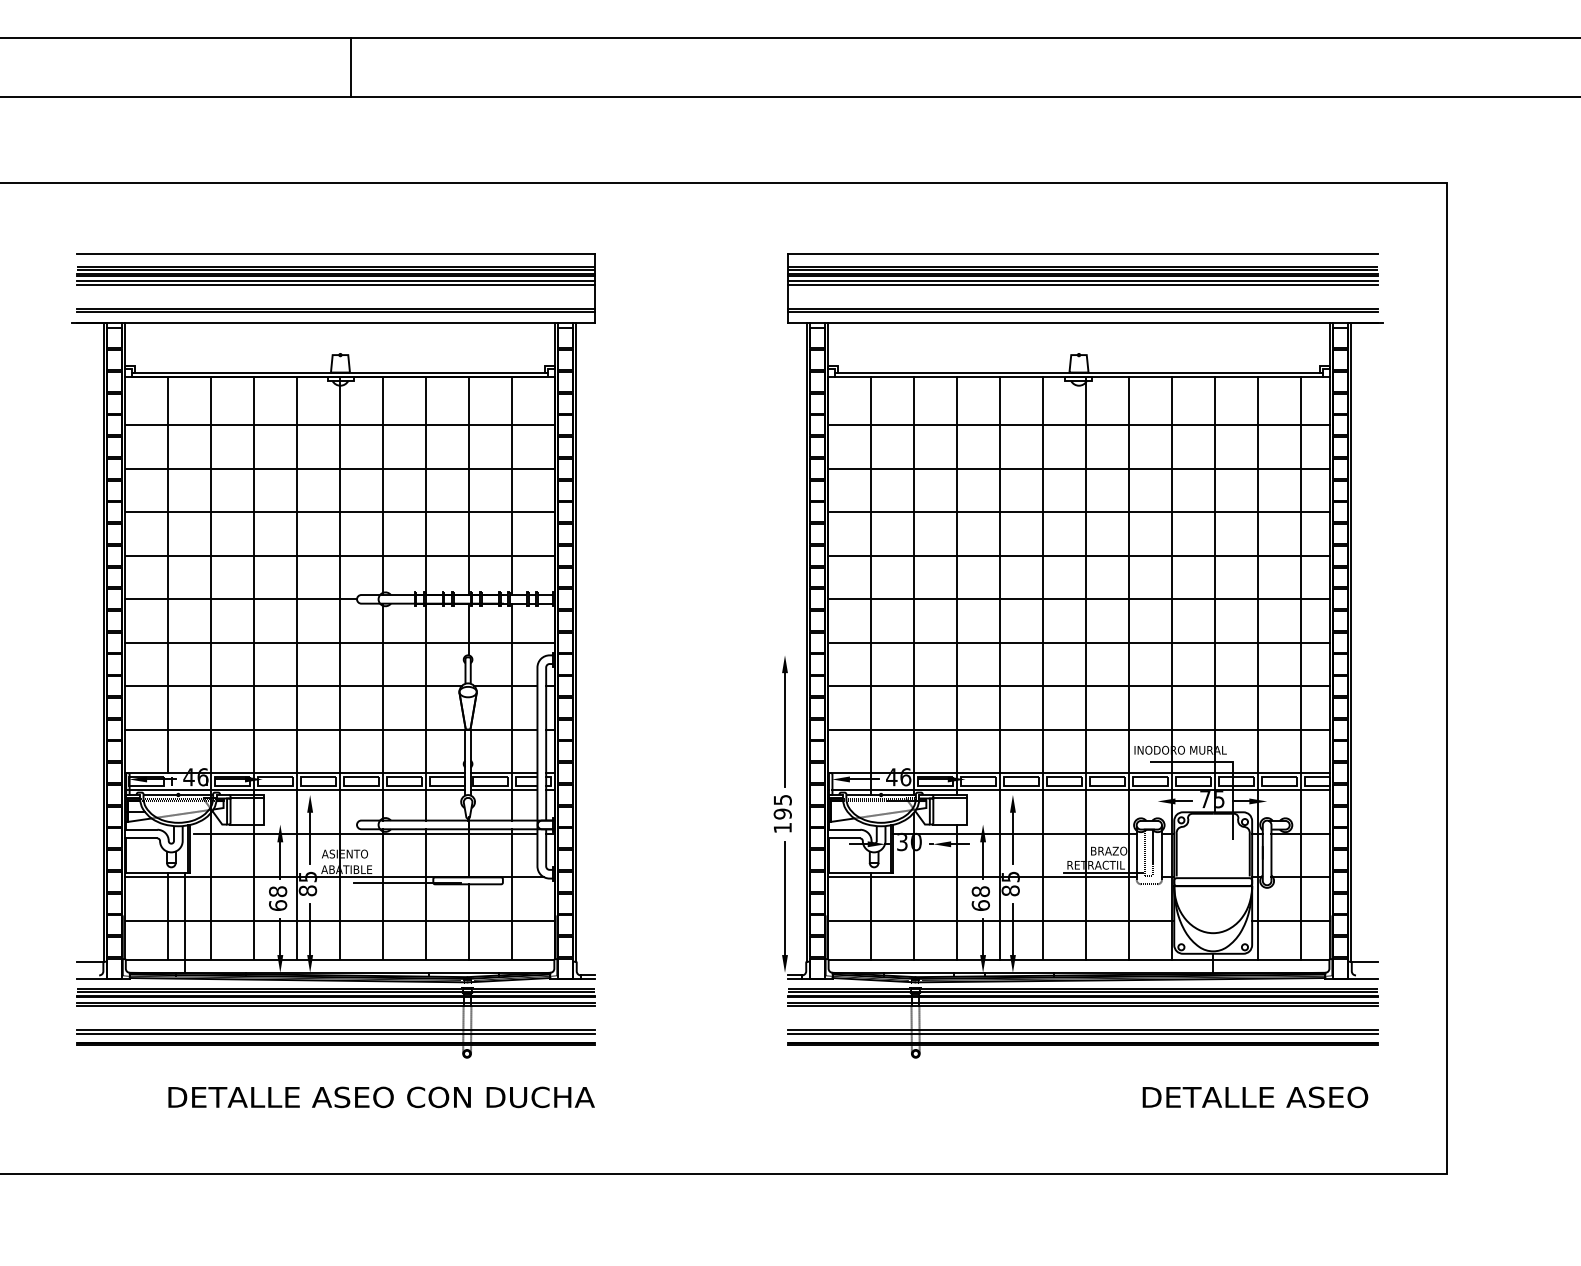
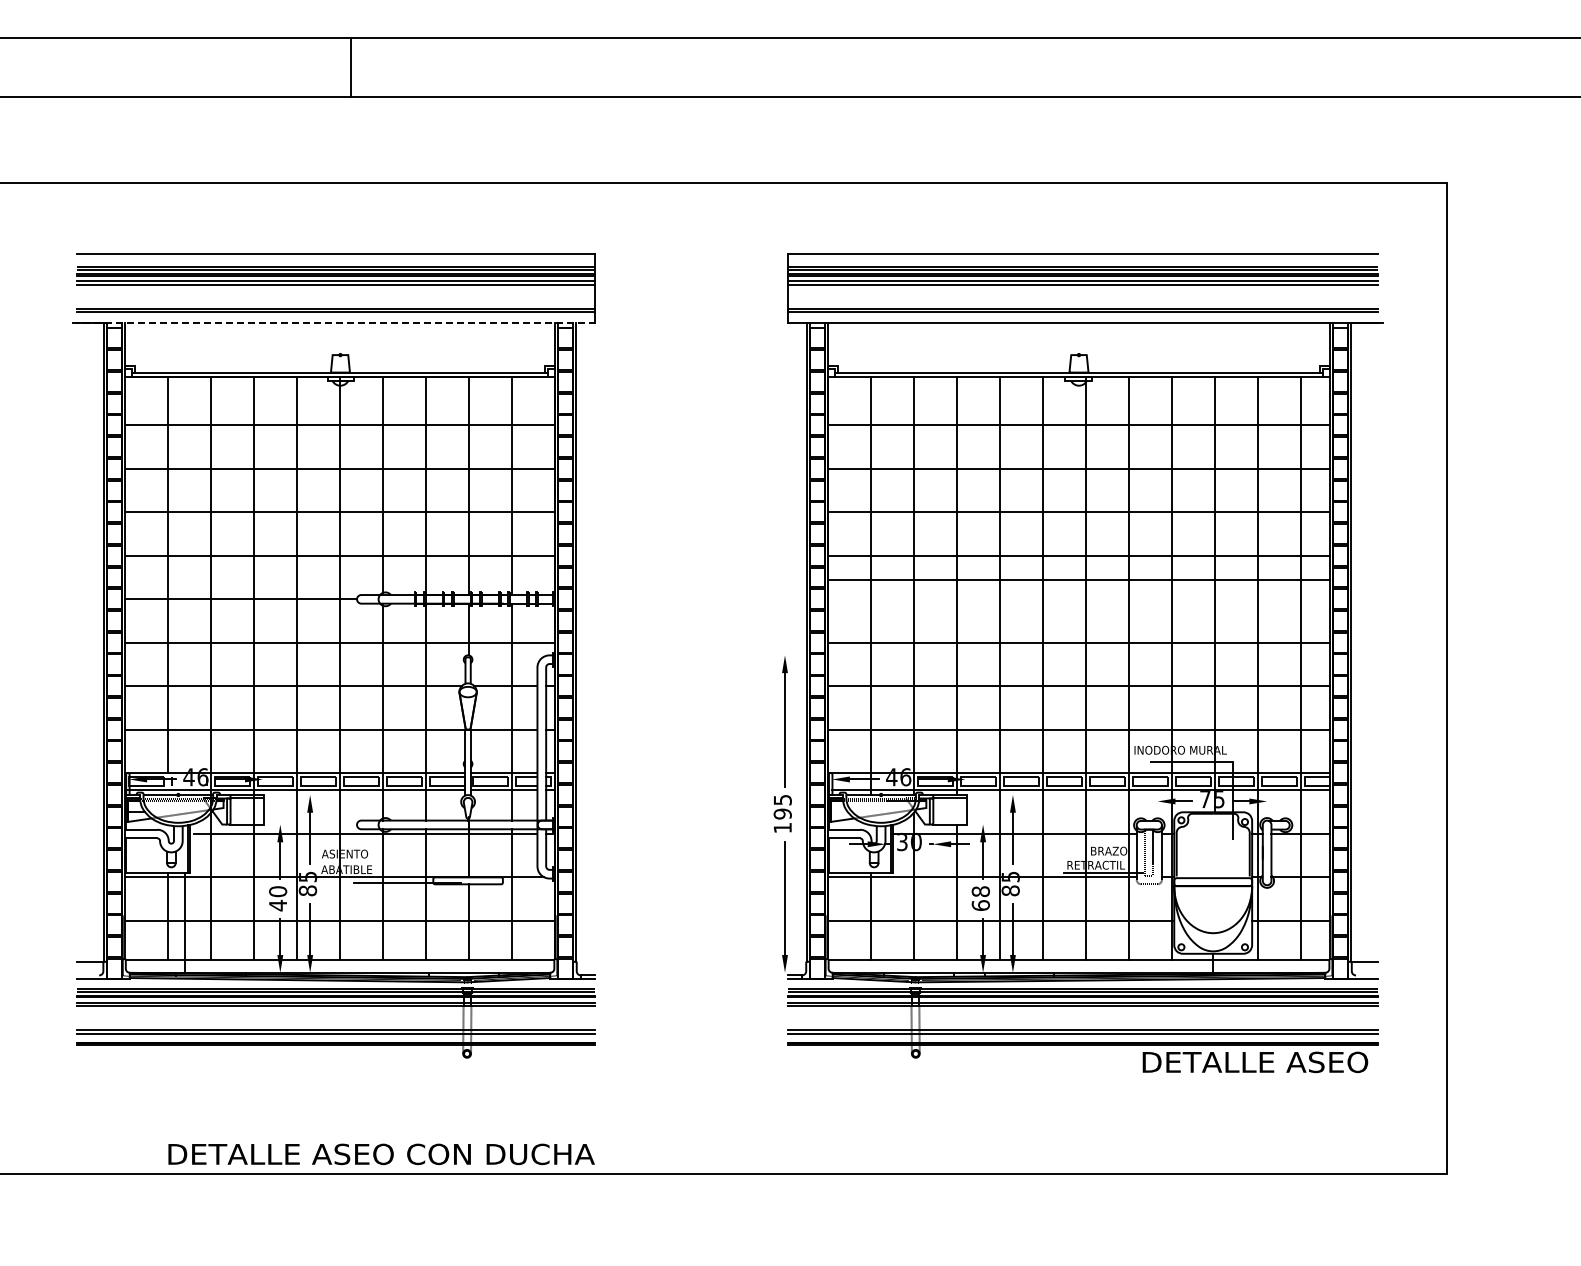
line: solid -> dashed (333, 323)
line position: (1078, 599) -> (1078, 580) (1078, 580)
text: 68 -> 40 (278, 898)
text position: (381, 1097) -> (381, 1154) (381, 1154)
text position: (1255, 1097) -> (1255, 1062) (1255, 1062)
